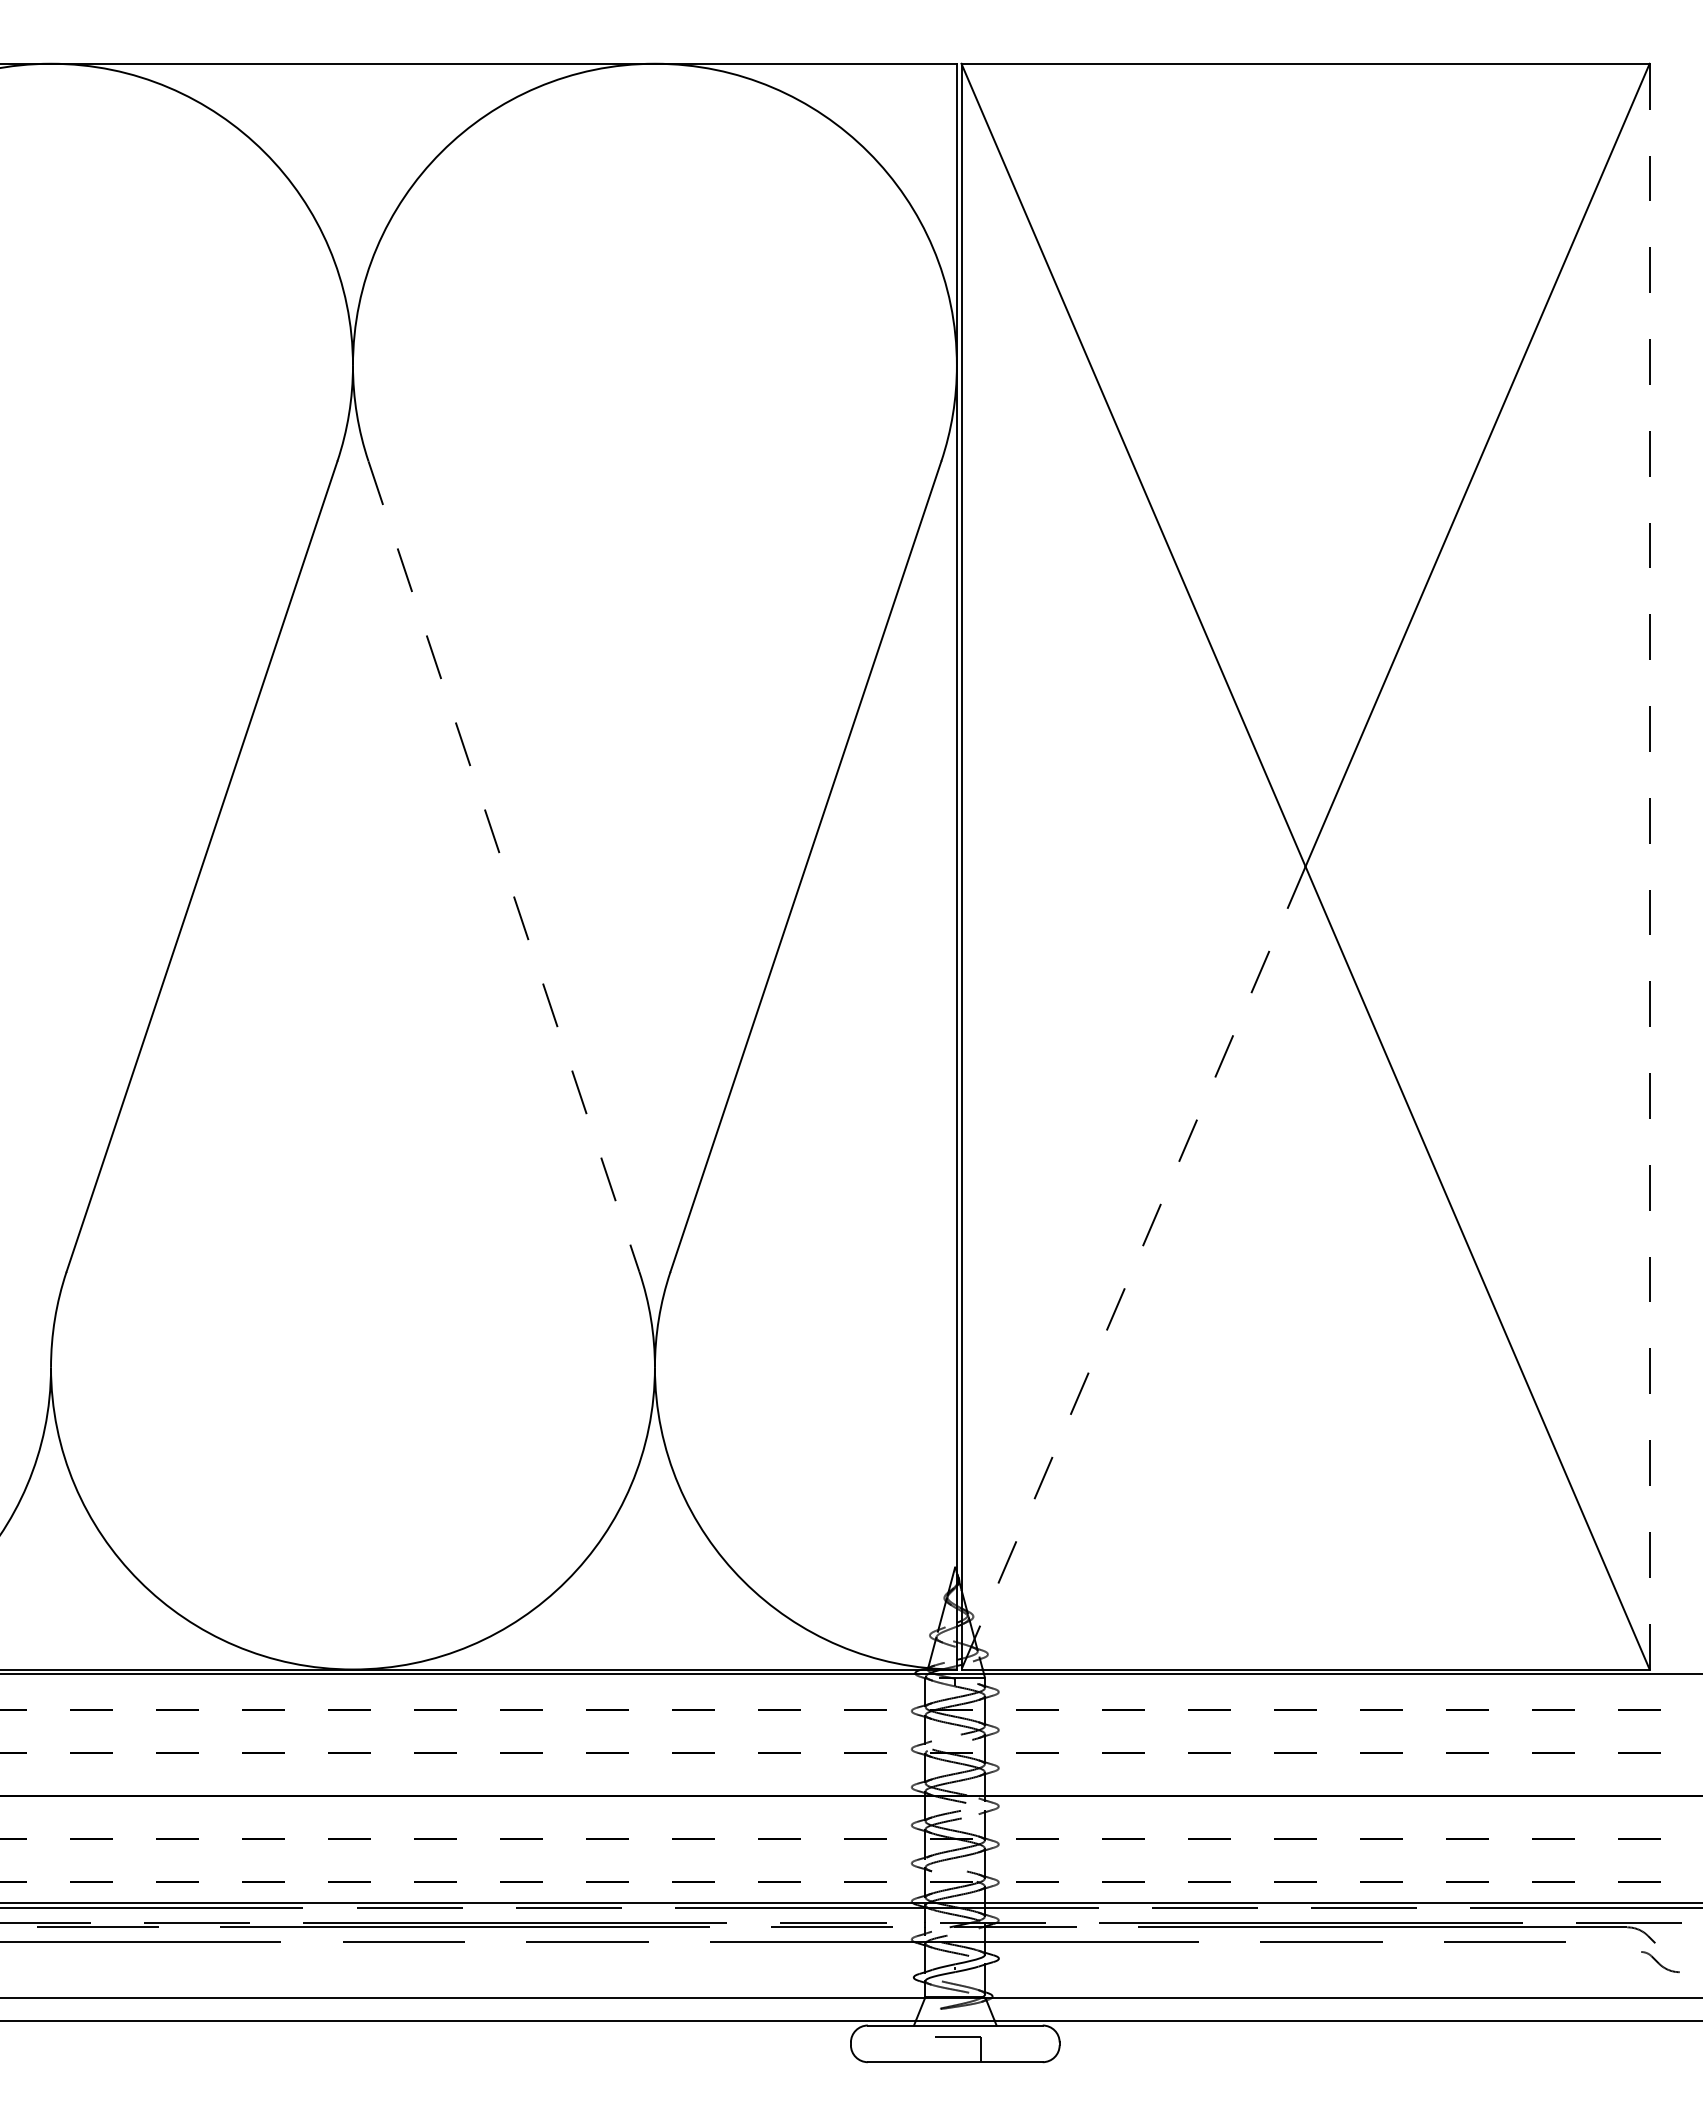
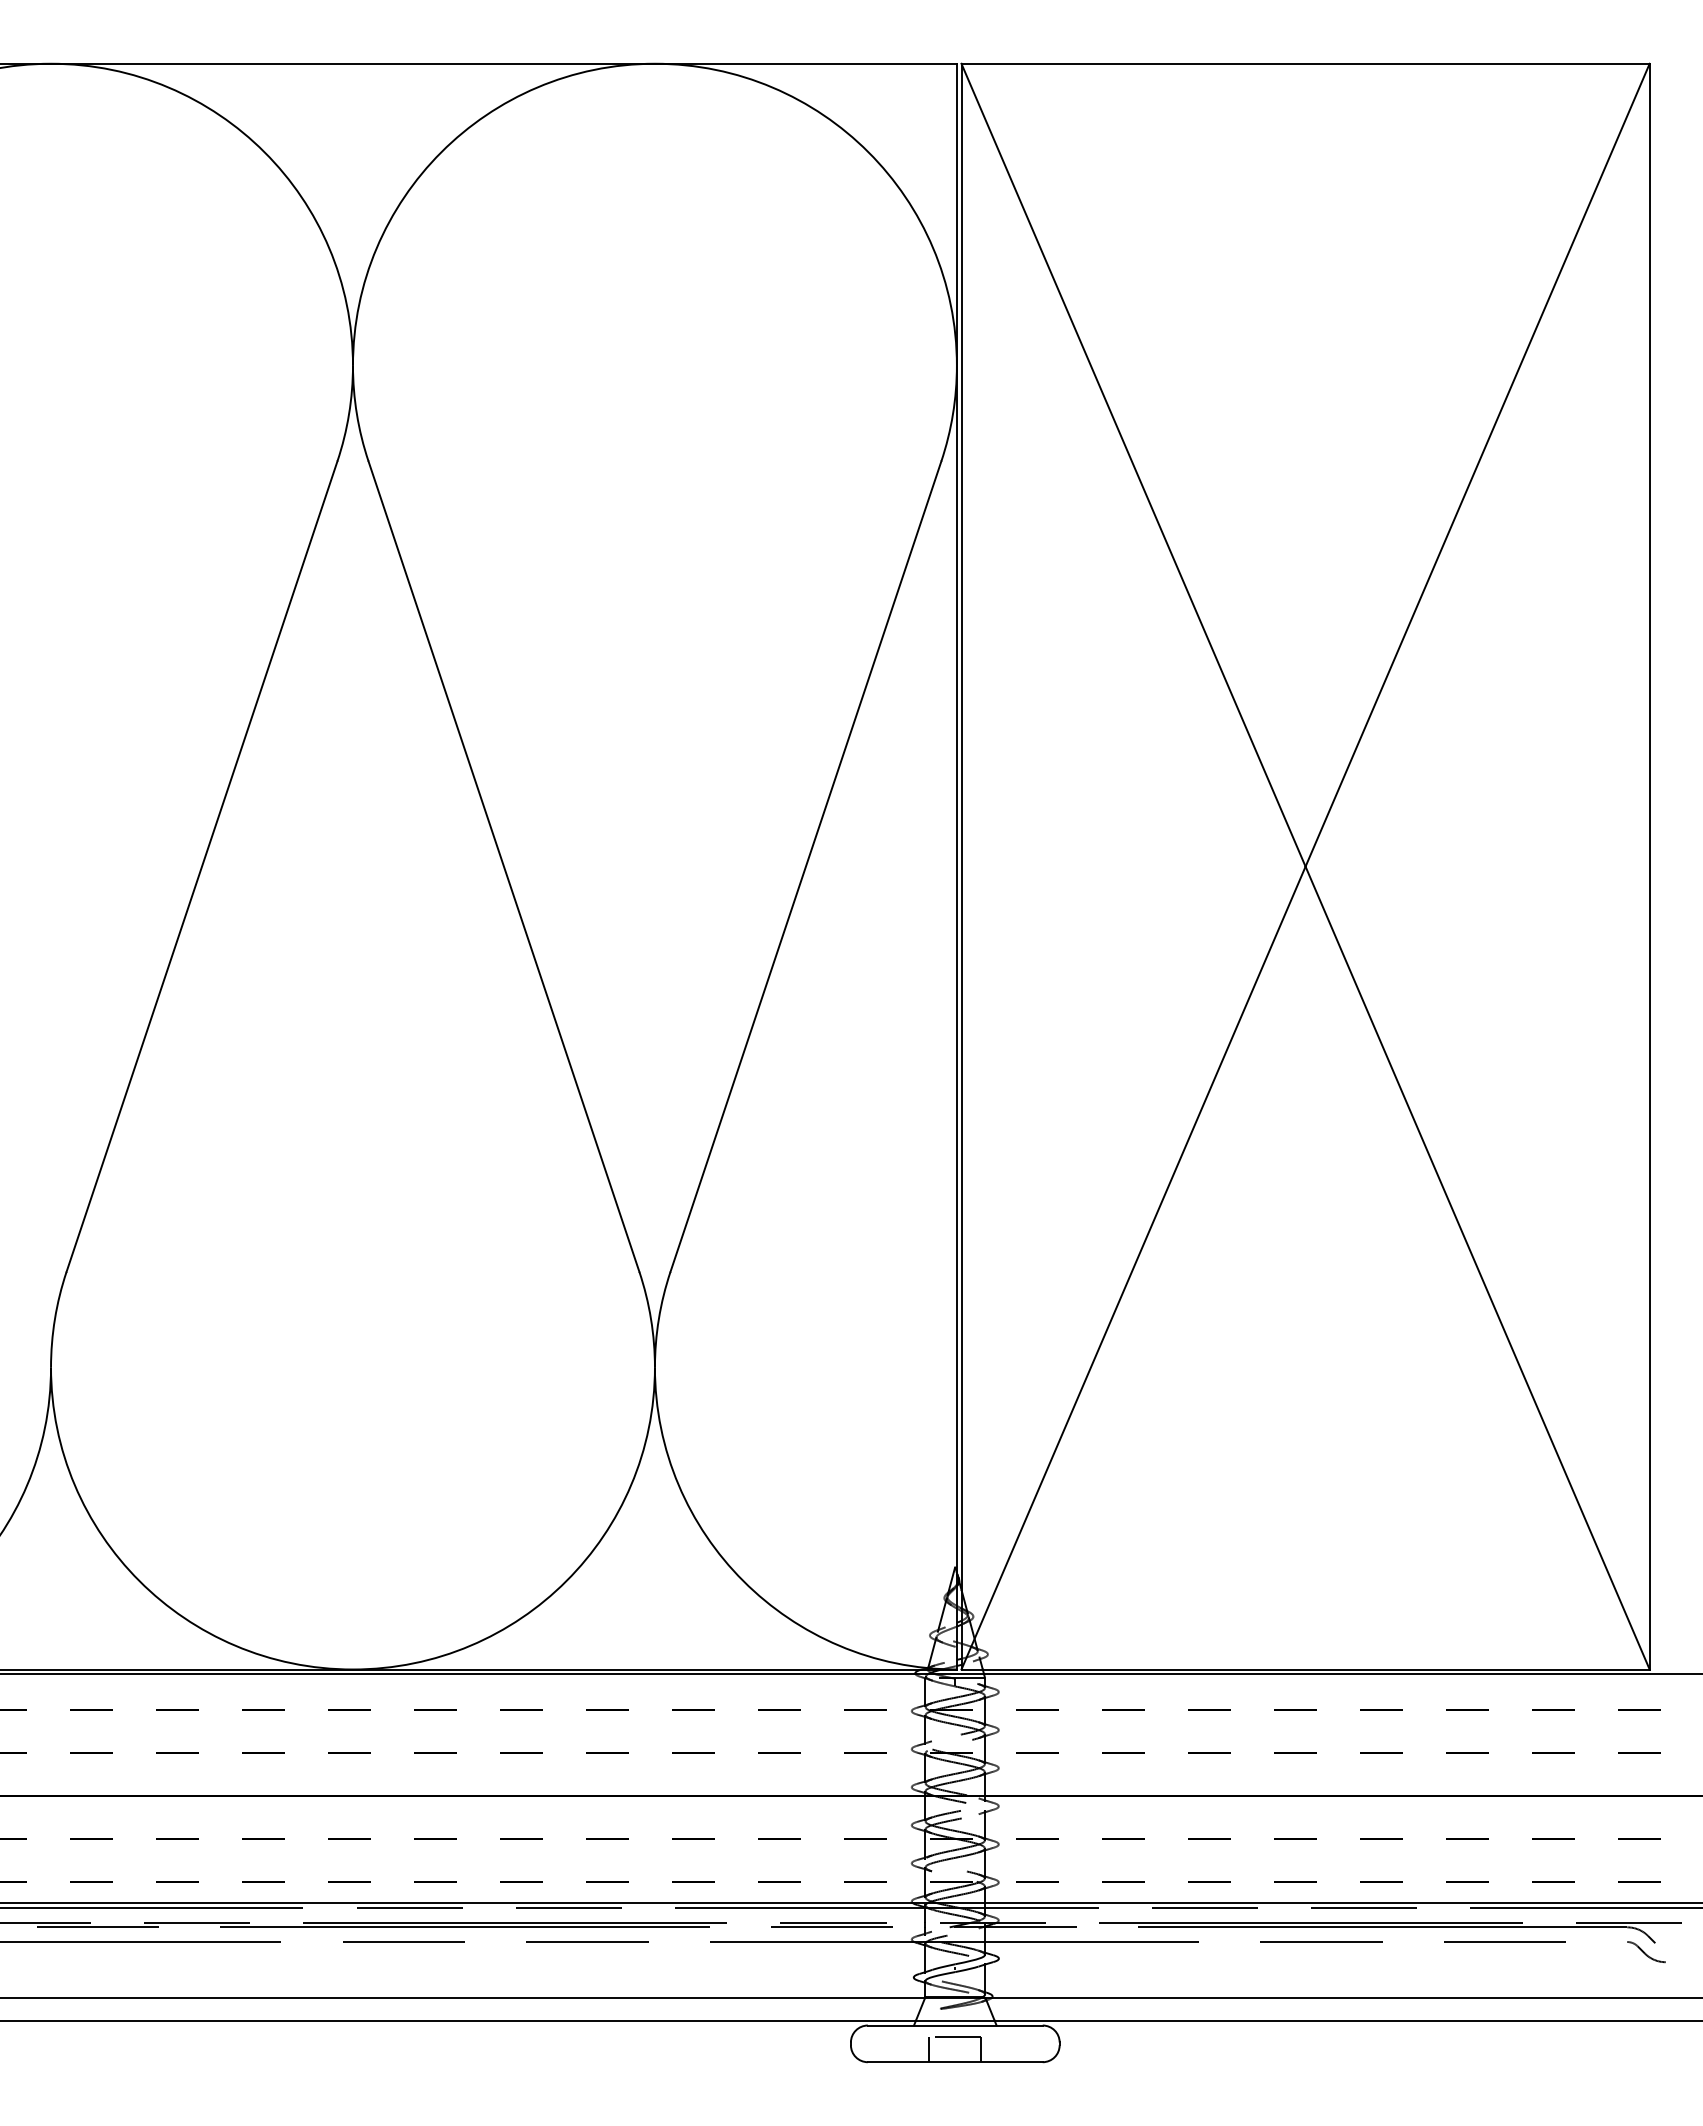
line: dashed -> solid (1649, 866)
line: dashed -> solid (504, 867)
line: dashed -> solid (1133, 1268)
part position: (1660, 1962) -> (1646, 1952) (1646, 1952)
line: none -> present (929, 2049)
